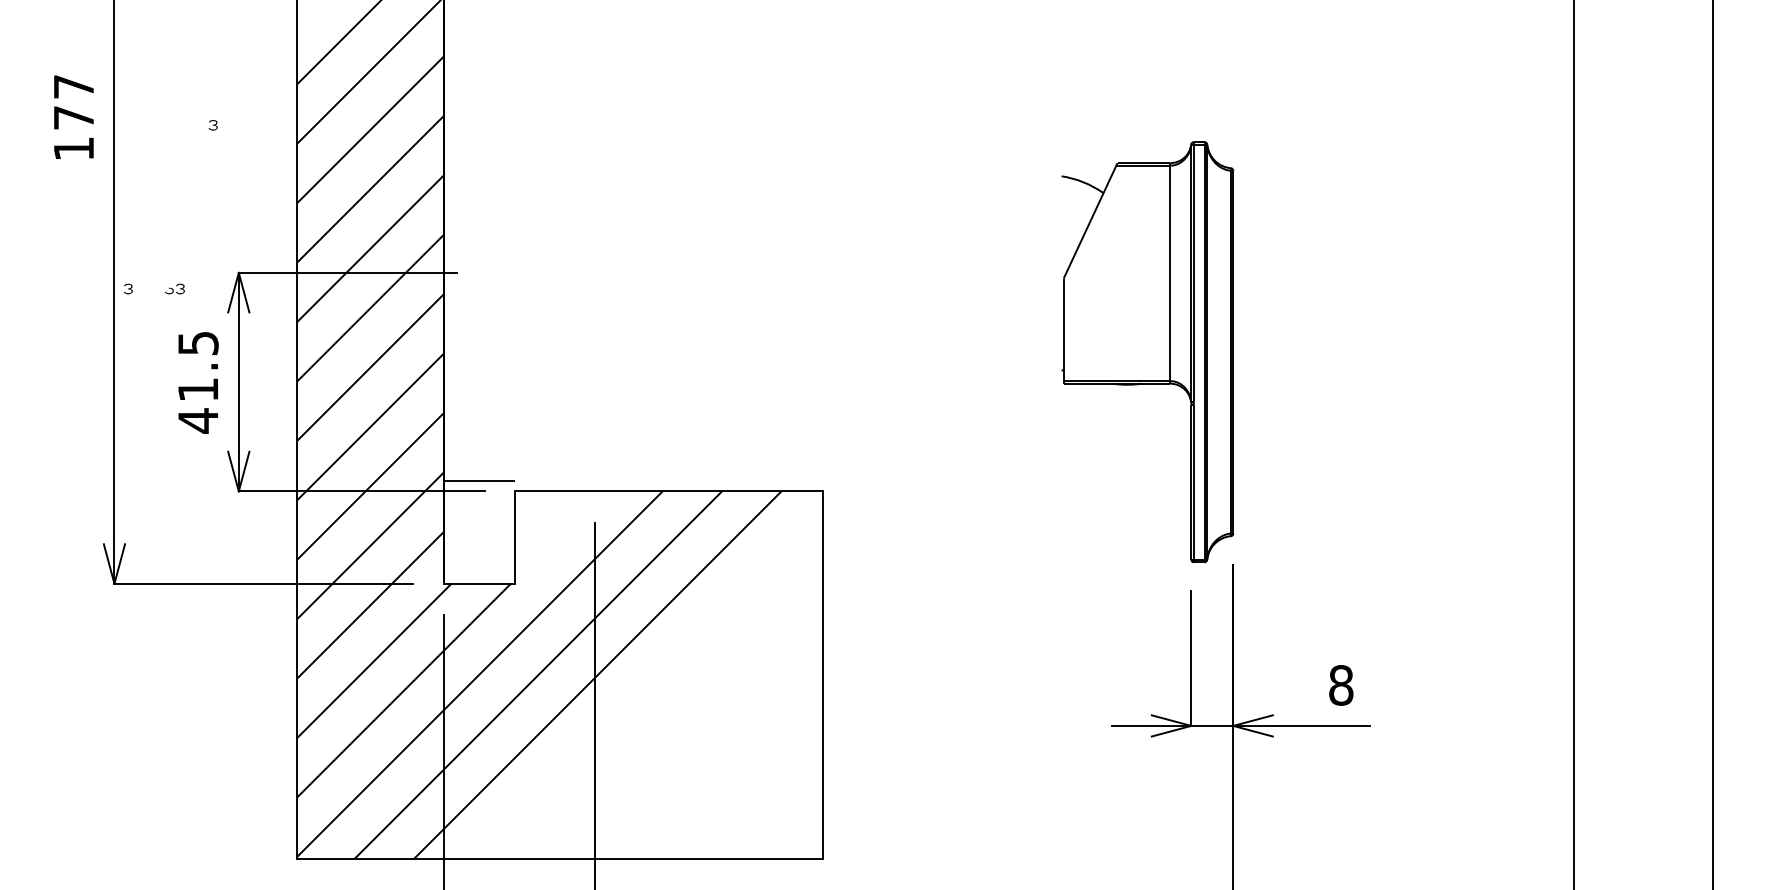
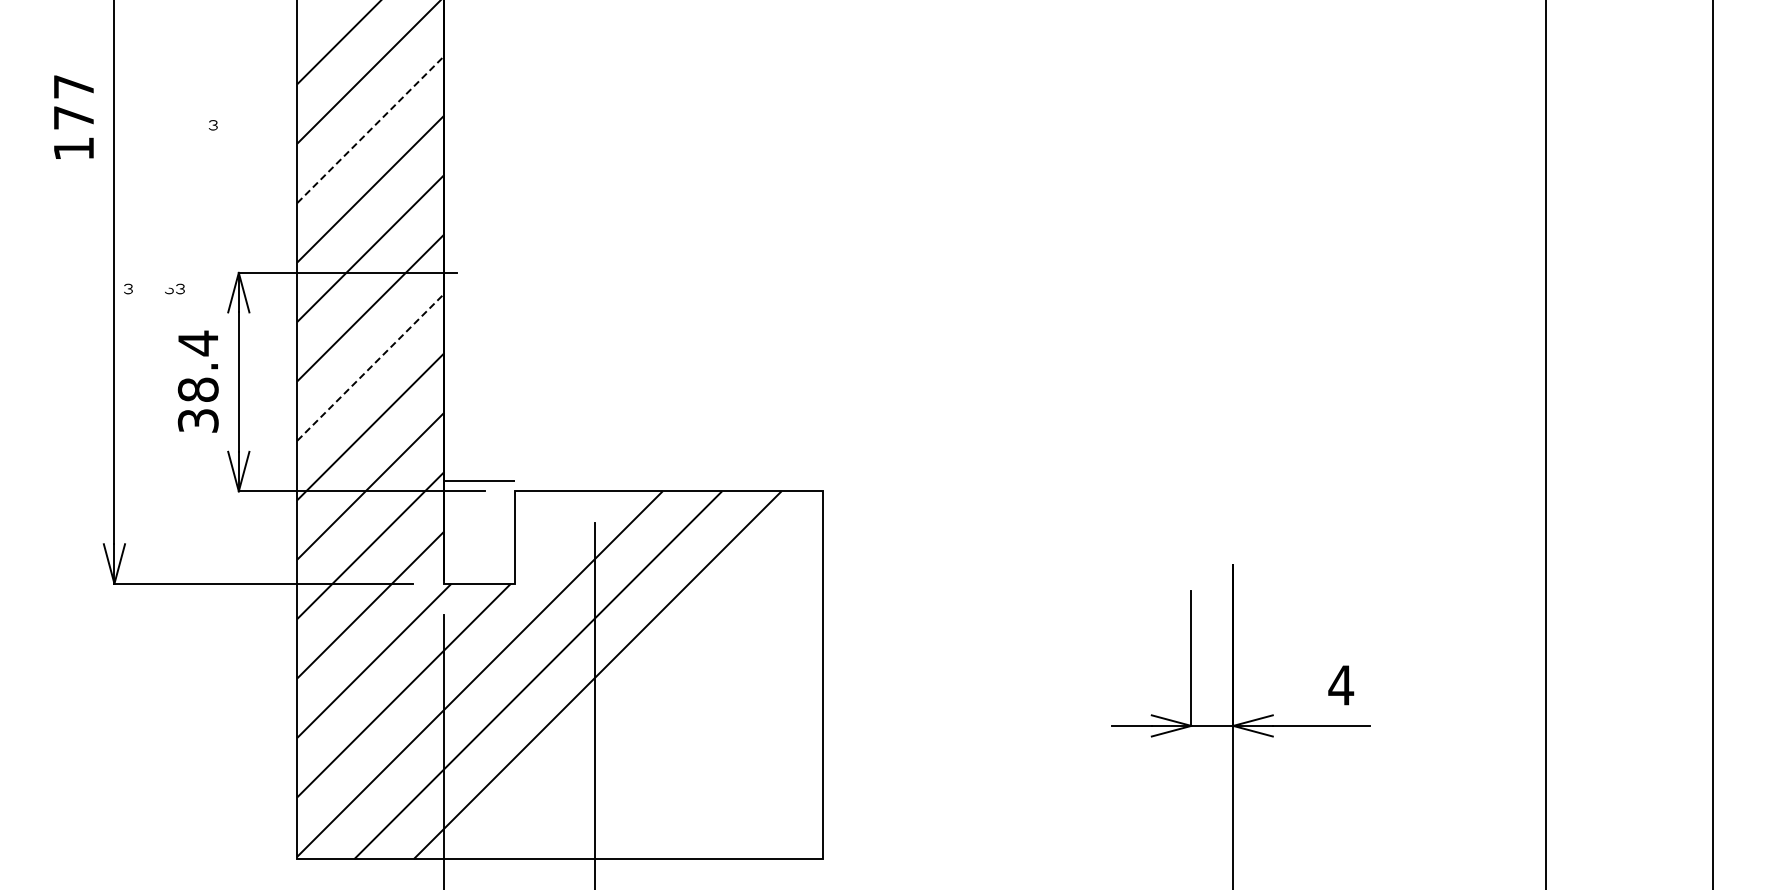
line: solid -> dashed (370, 129)
part: present -> none (1147, 352)
line: solid -> dashed (370, 367)
text: 41.5 -> 38.4 (197, 381)
line position: (1574, 444) -> (1546, 444) (1546, 444)
text: 8 -> 4 (1341, 685)
